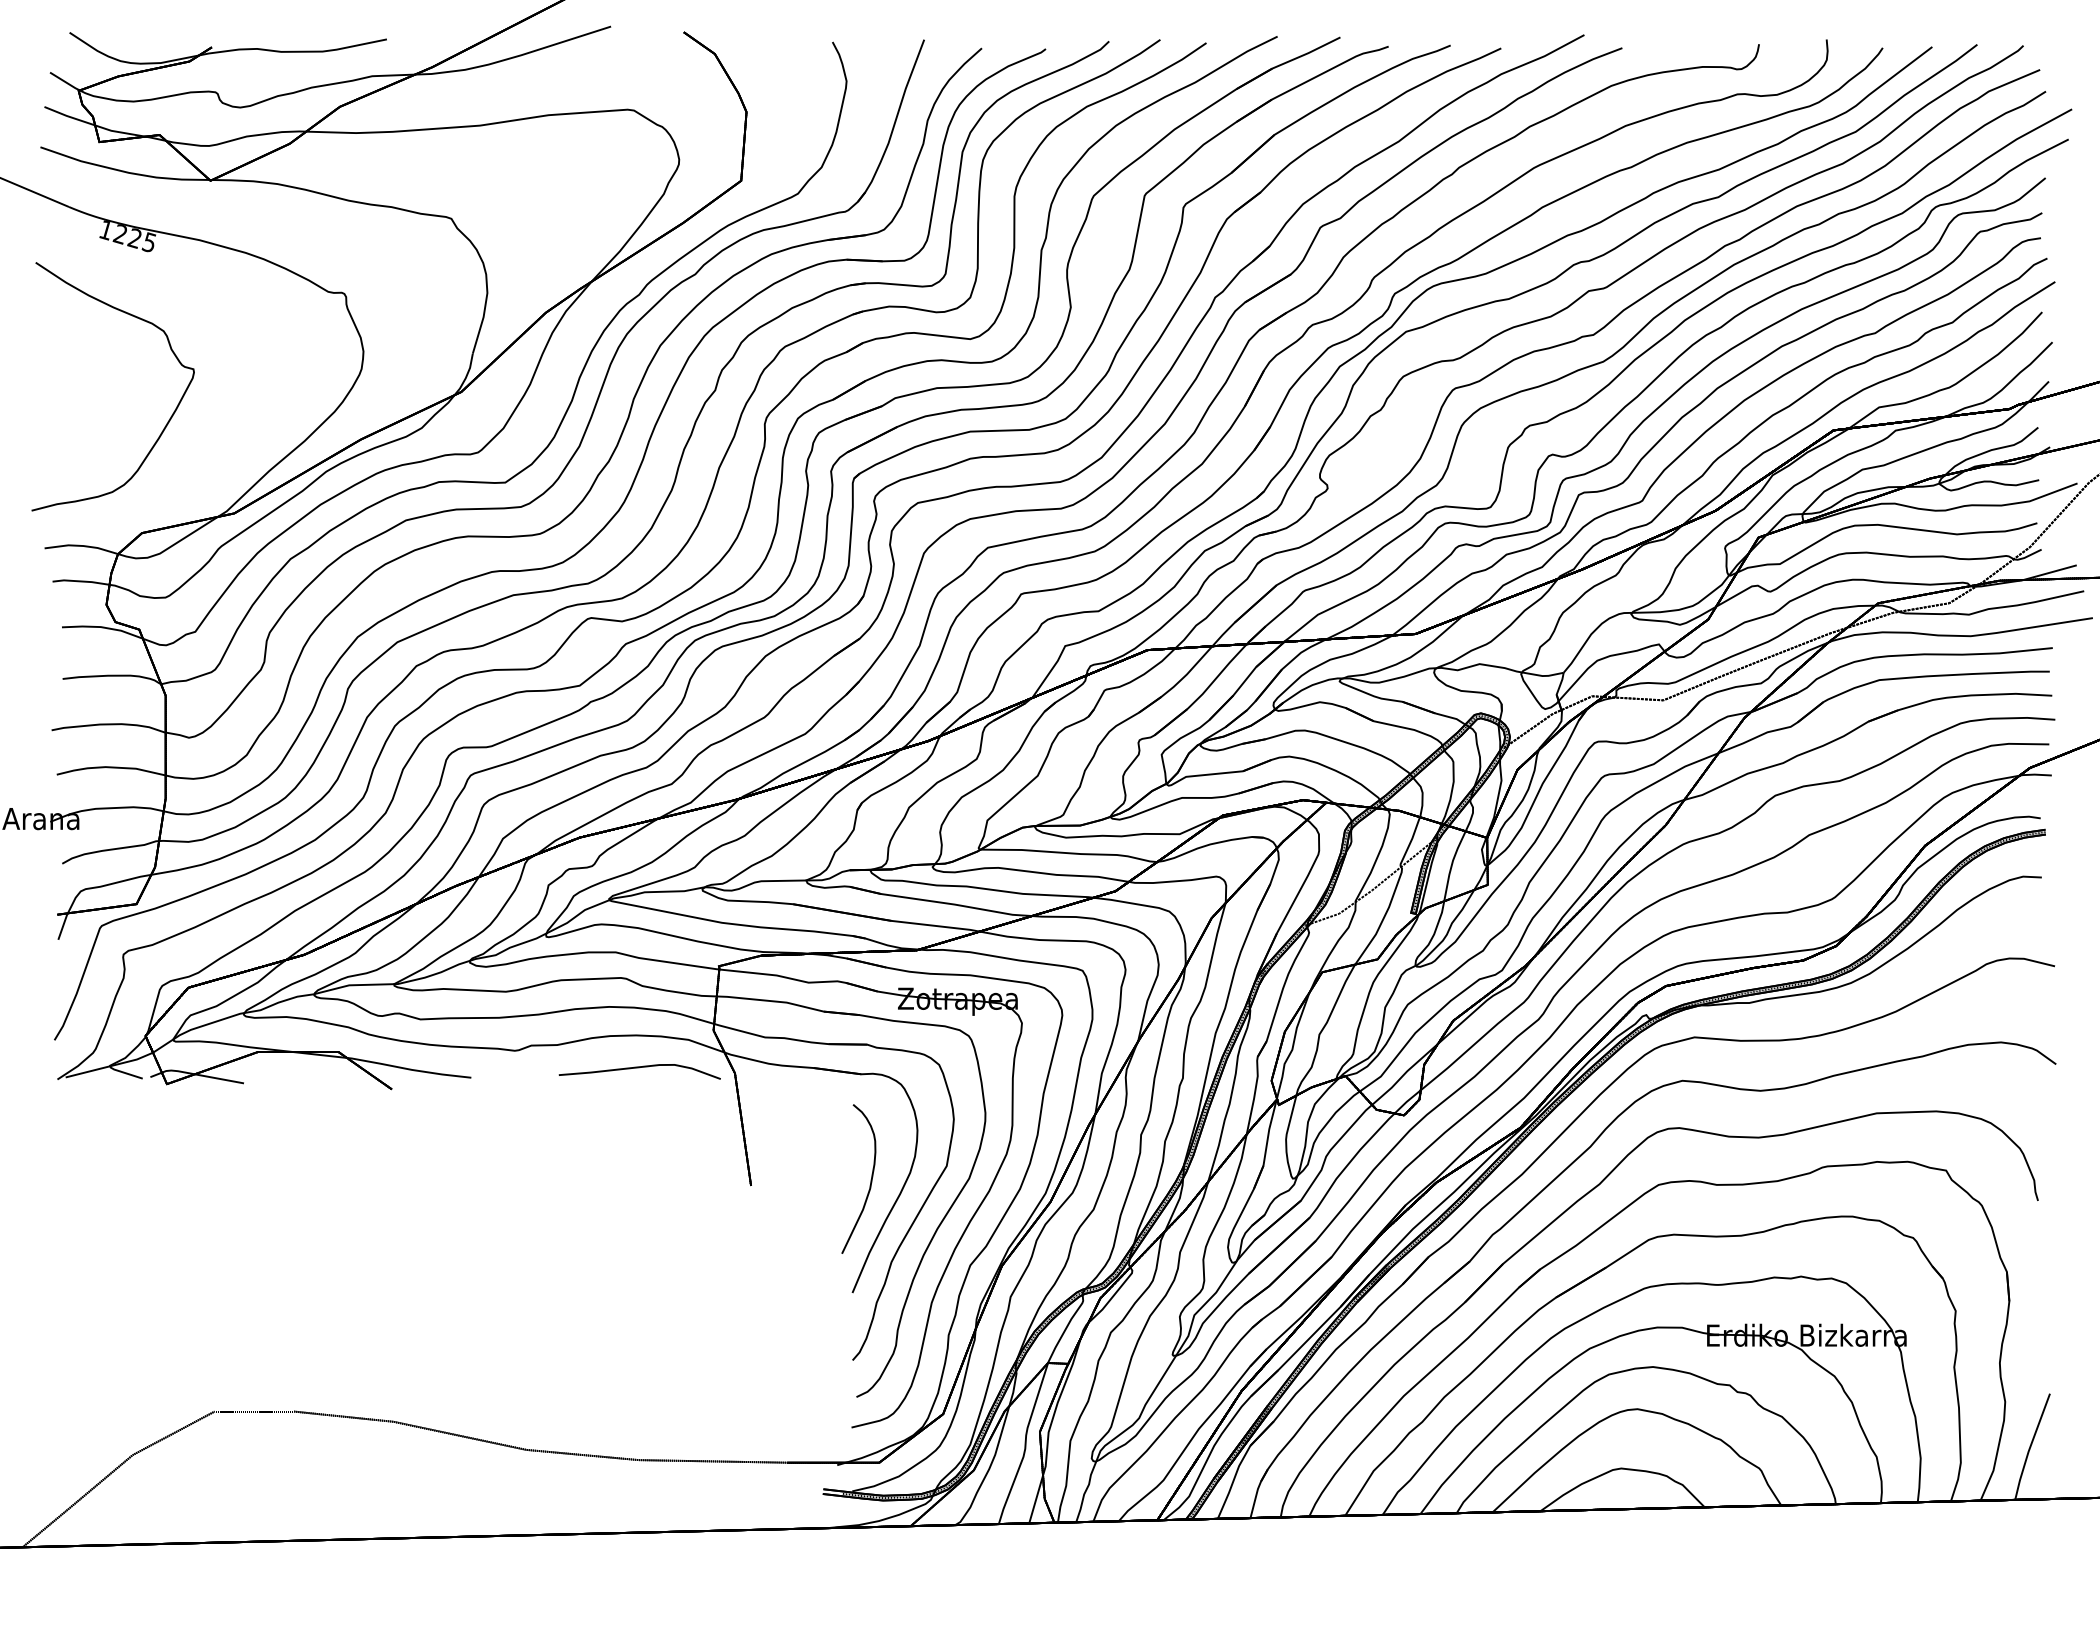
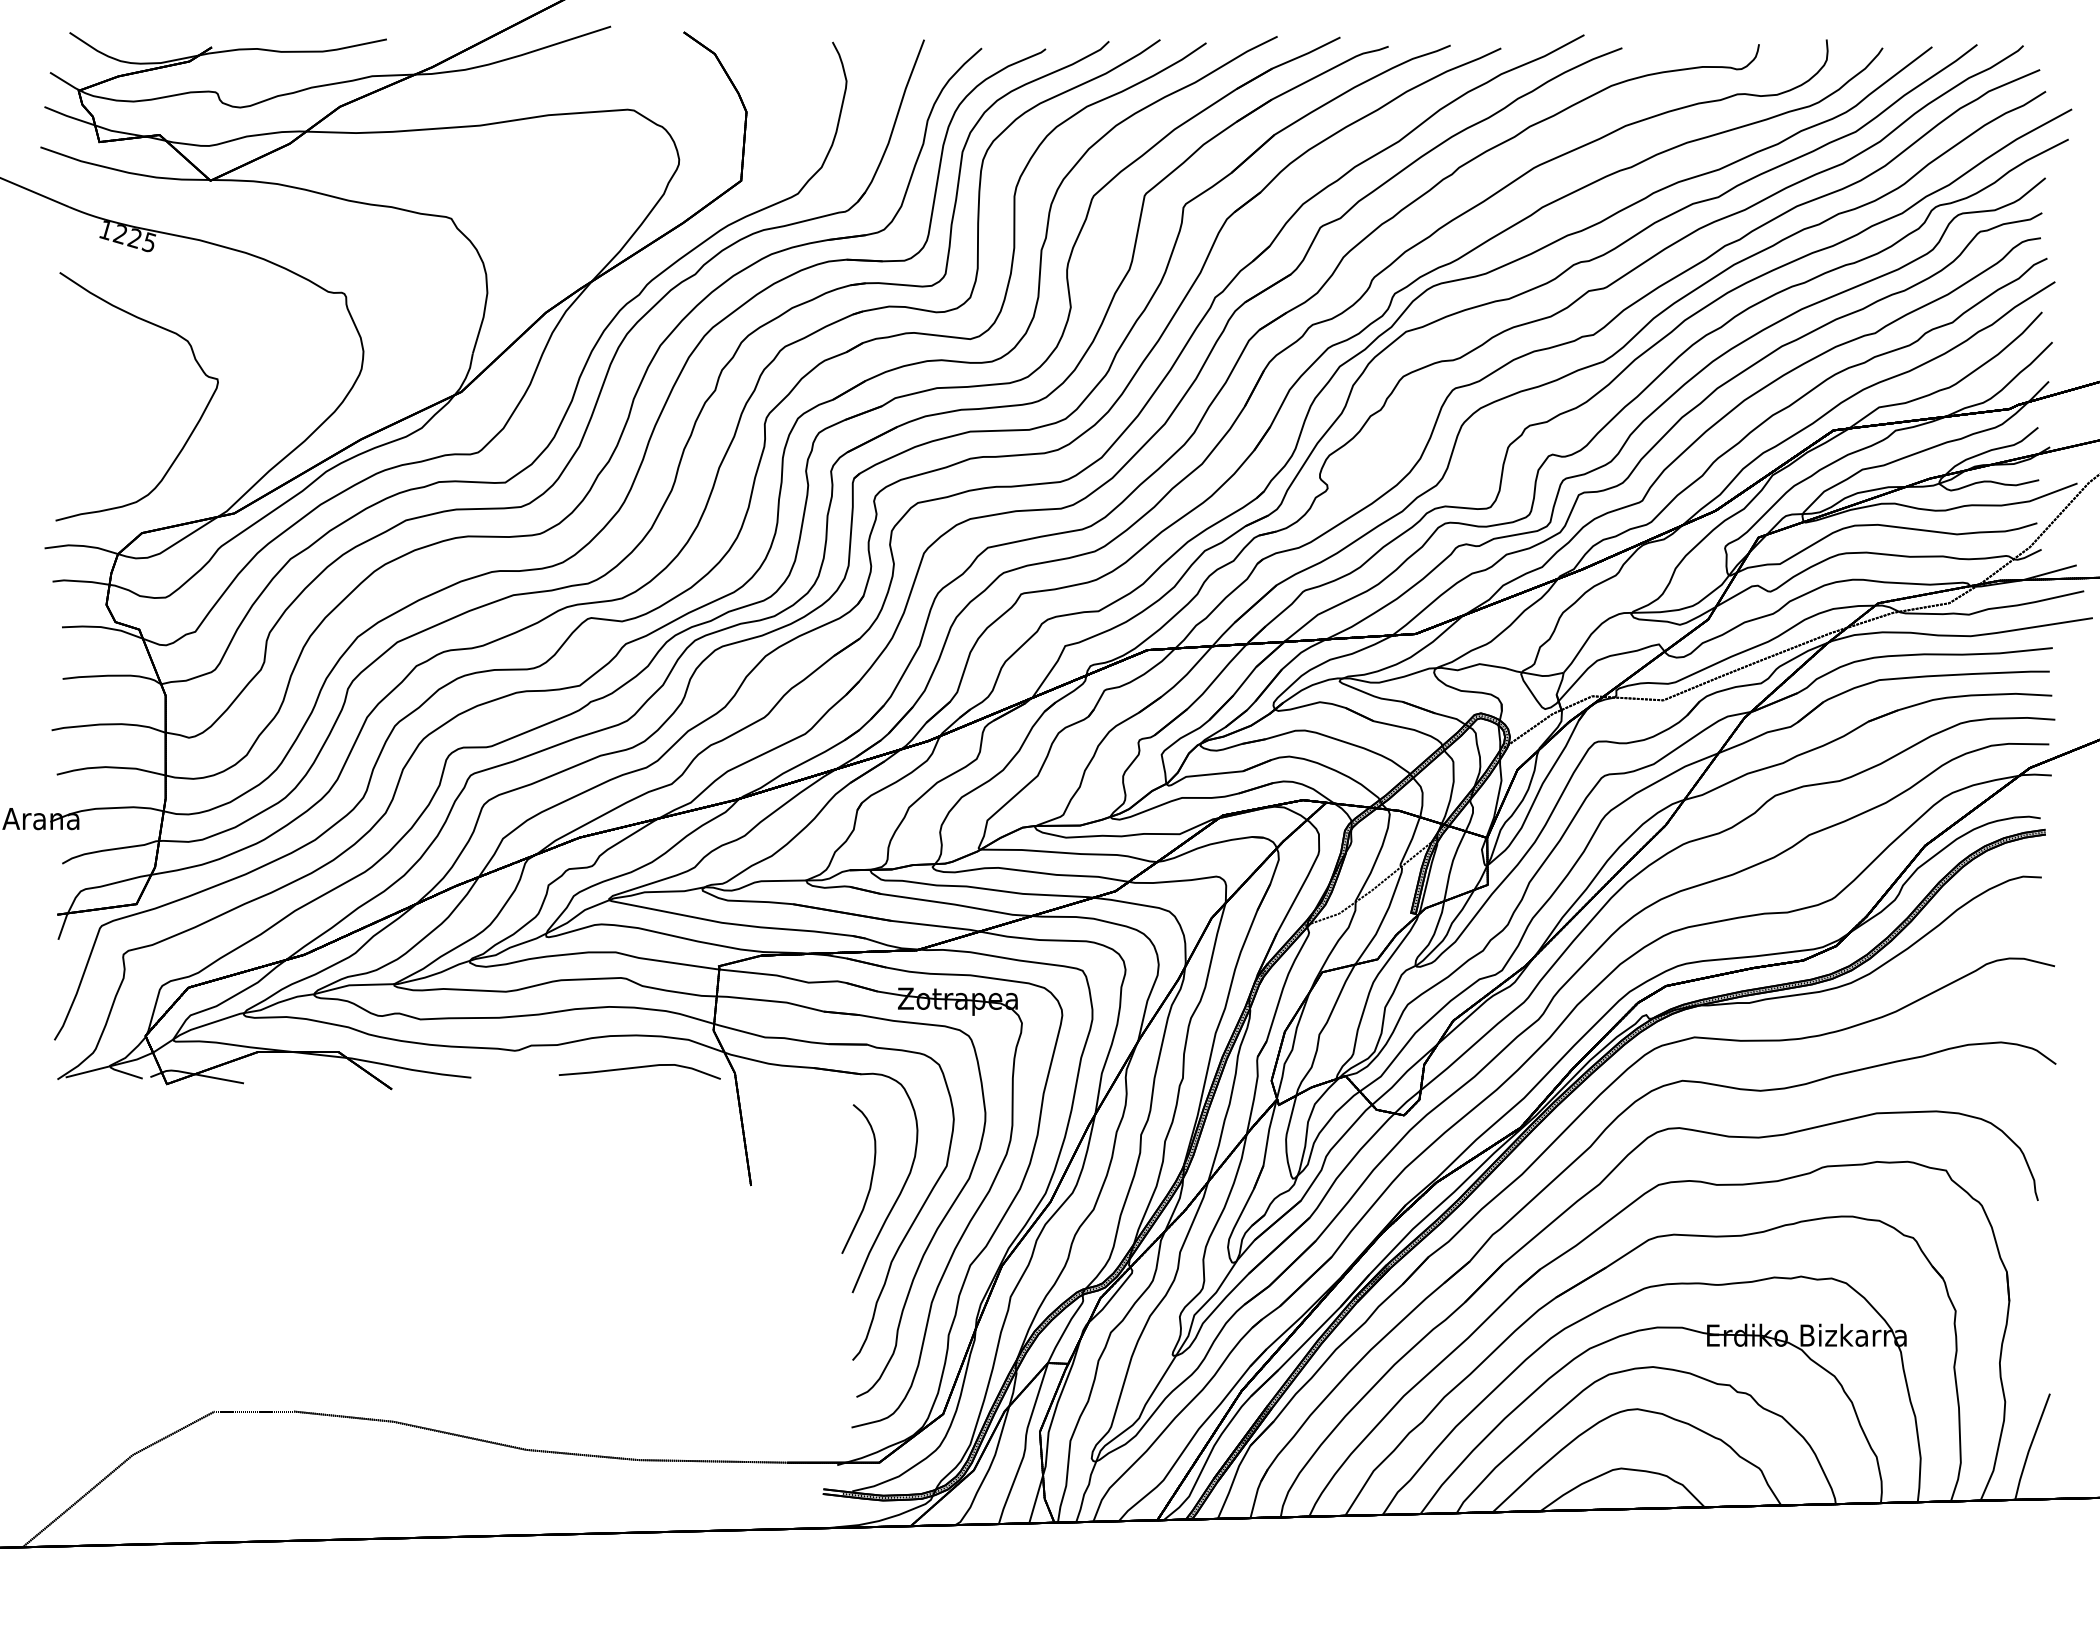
curve position: (167, 421) -> (191, 431) (191, 431)
